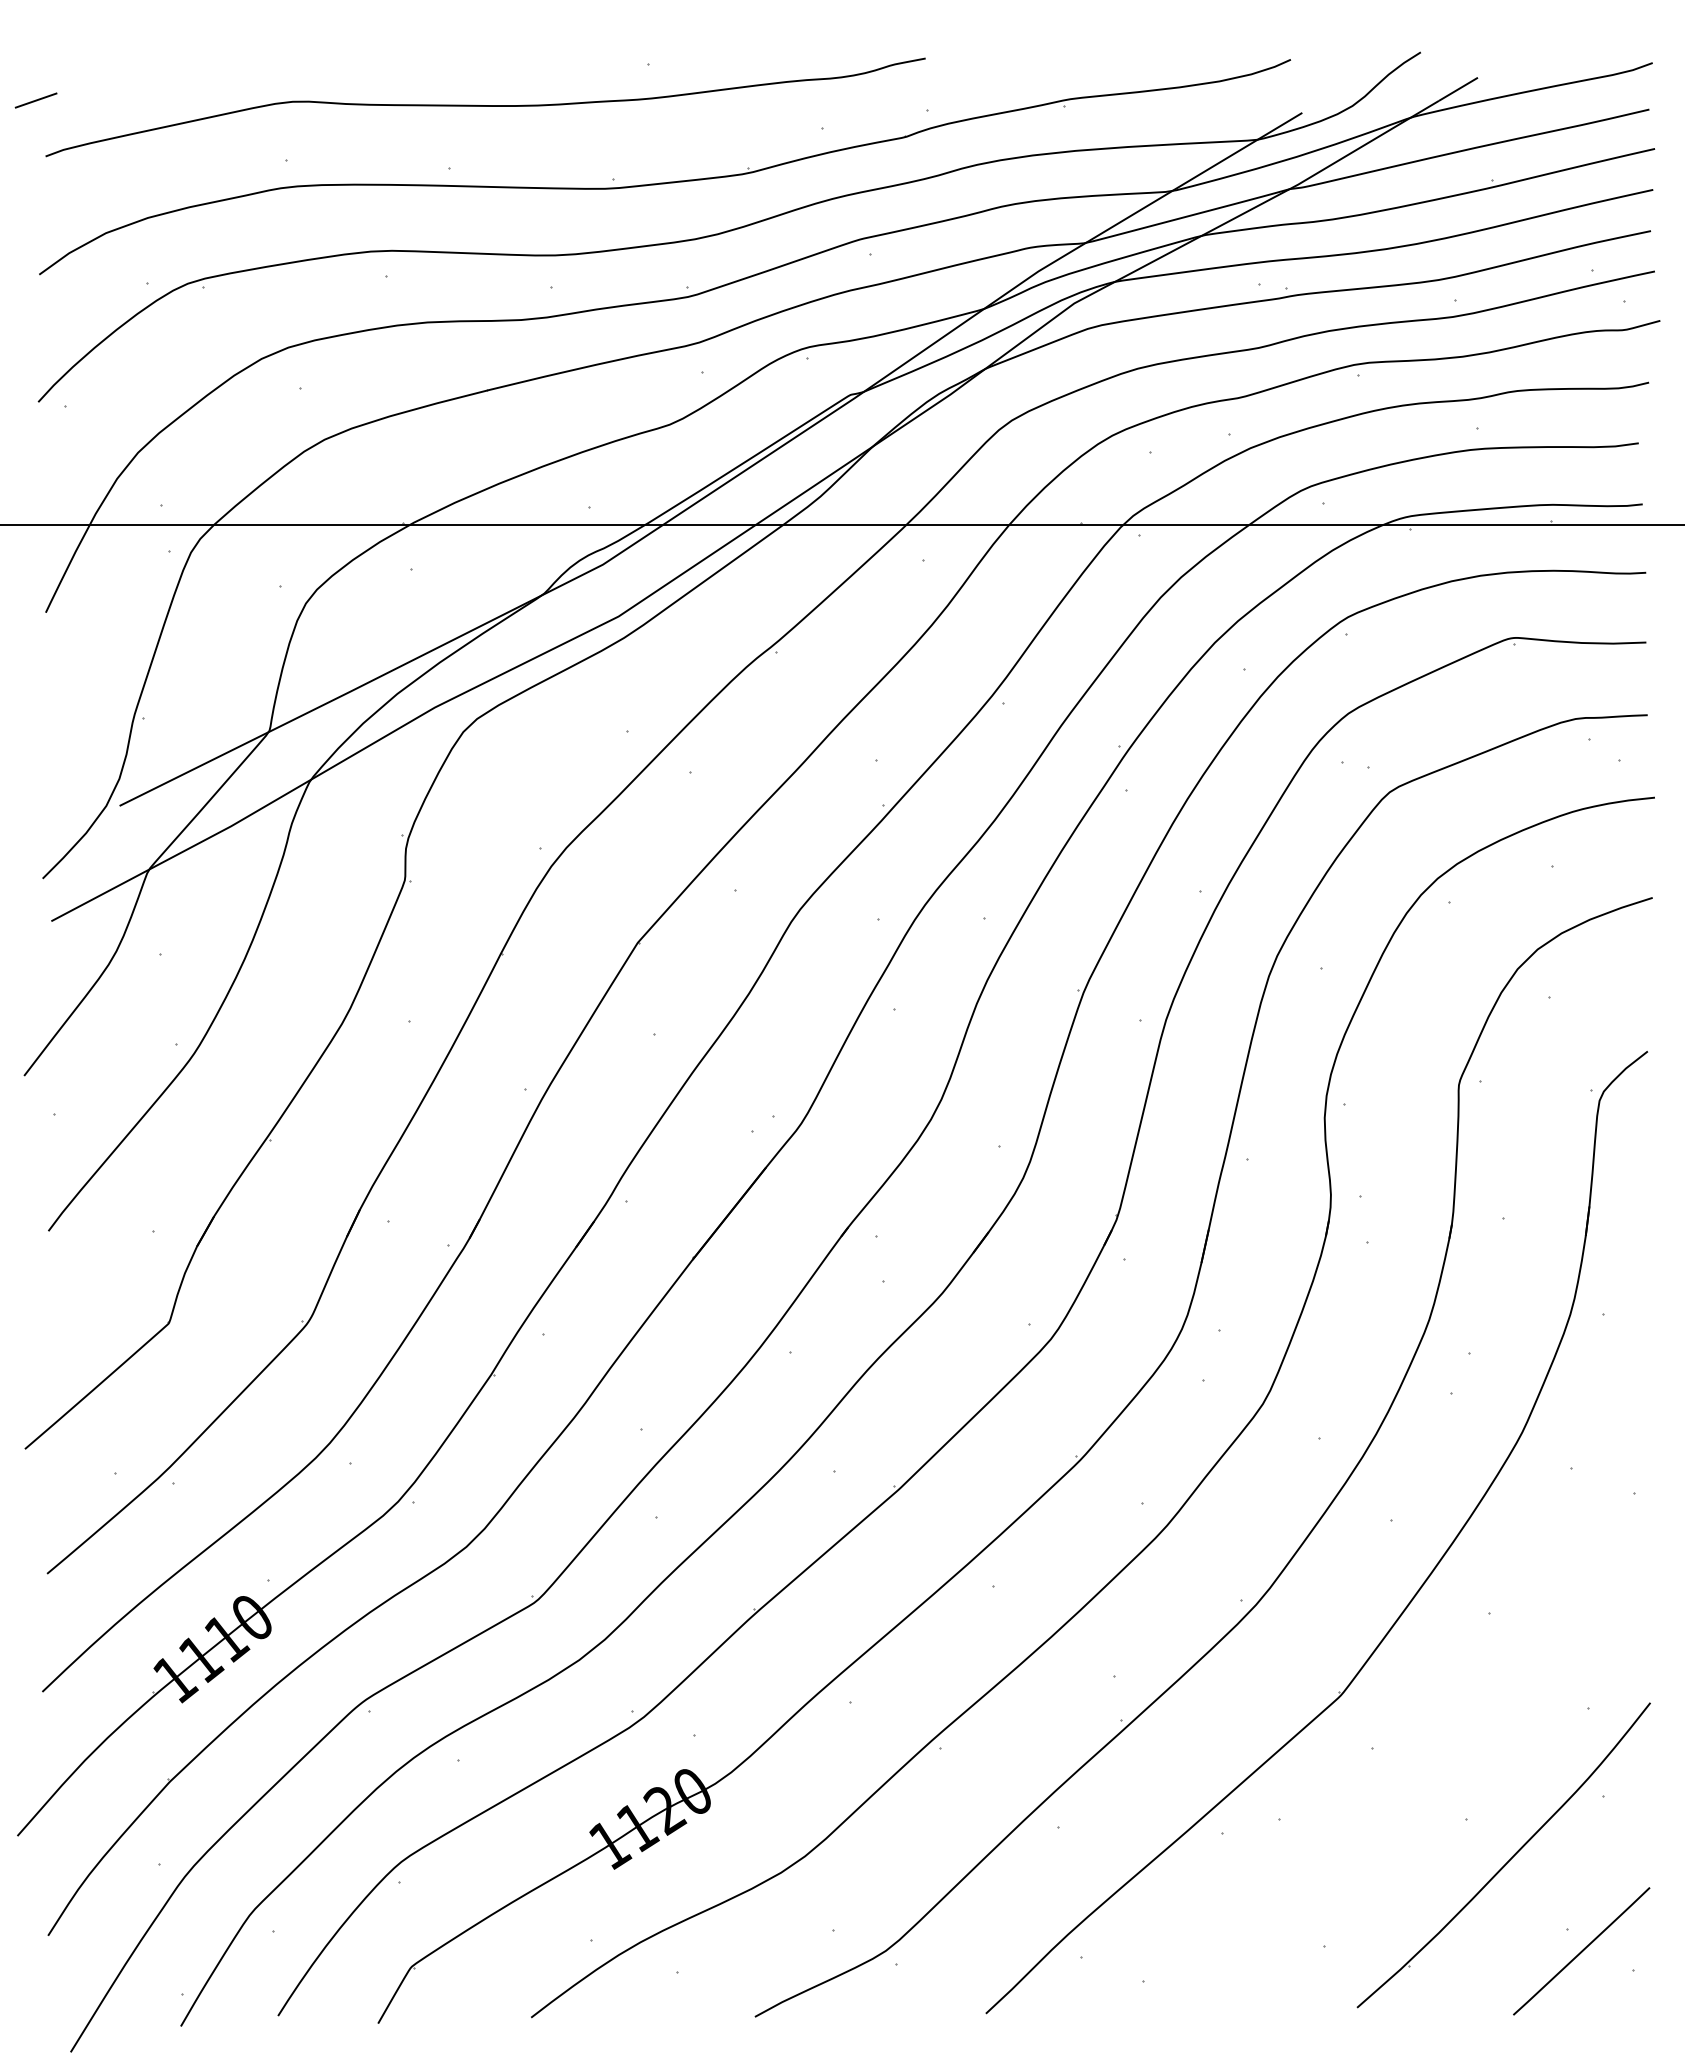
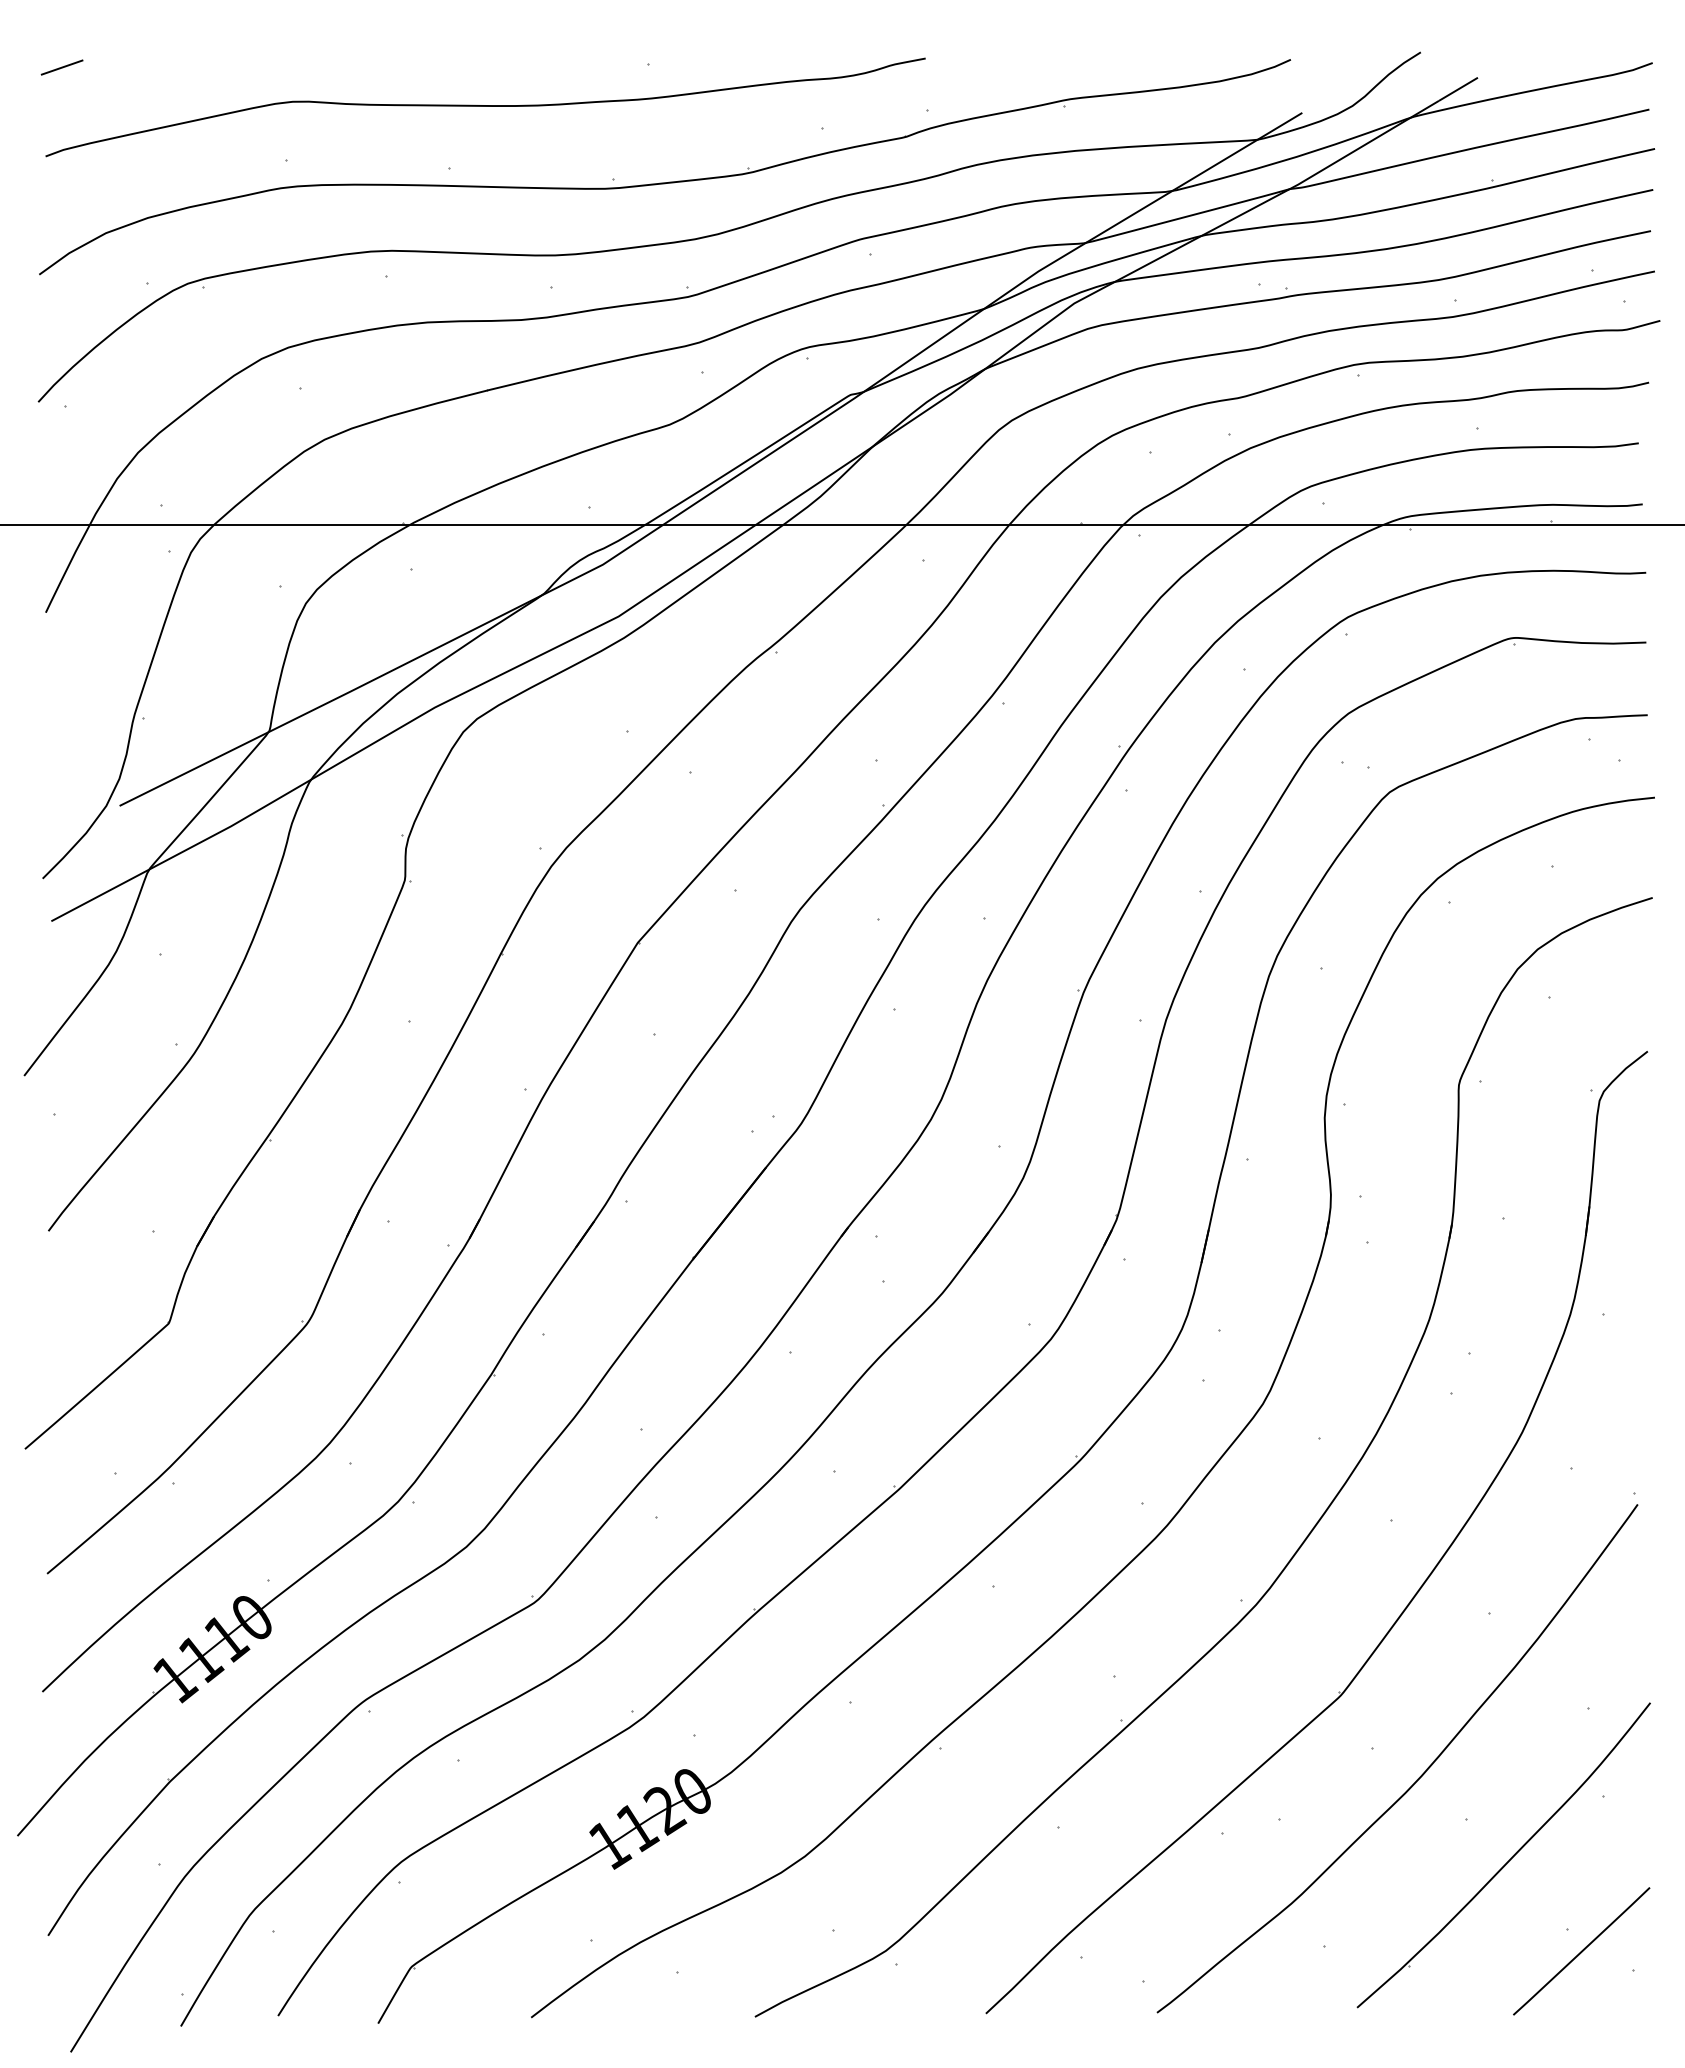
line position: (35, 100) -> (61, 67) (61, 67)
curve: none -> present (1418, 1777)
